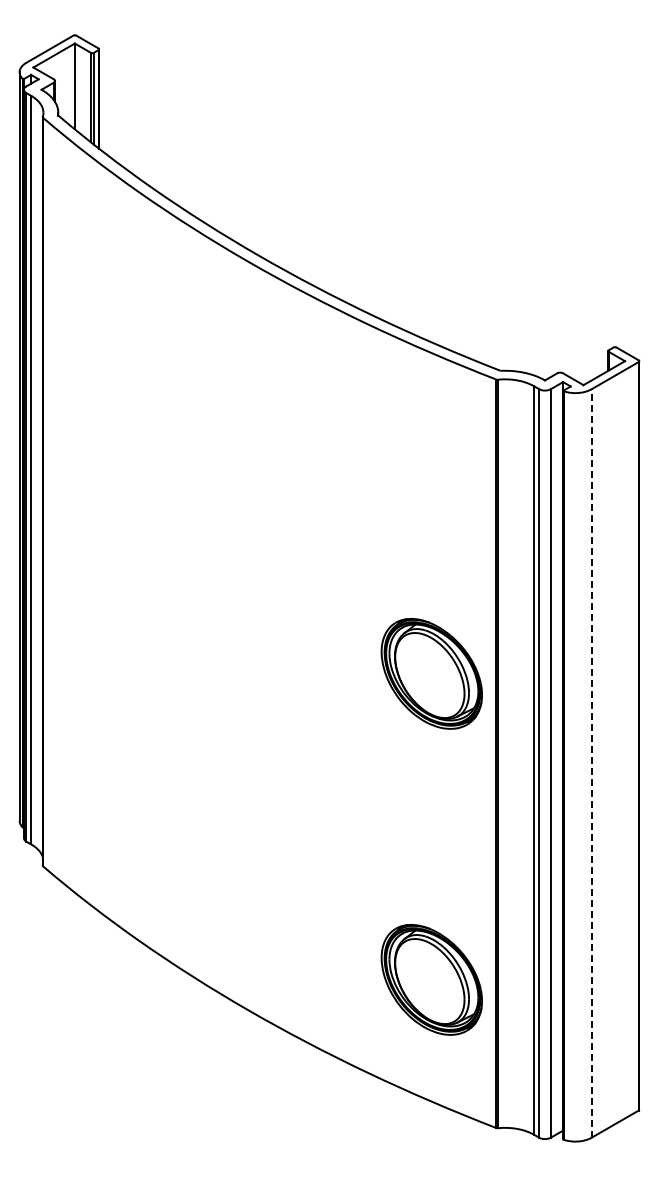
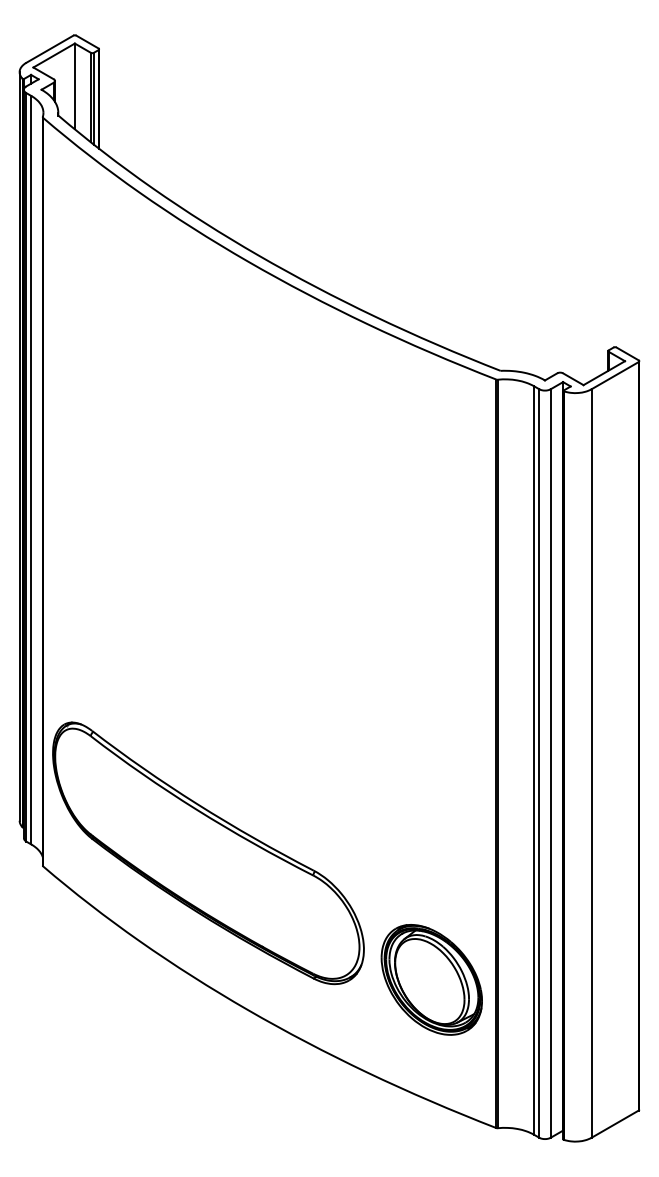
part: present -> none (431, 673)
line: dashed -> solid (591, 762)
part: none -> present (208, 853)
